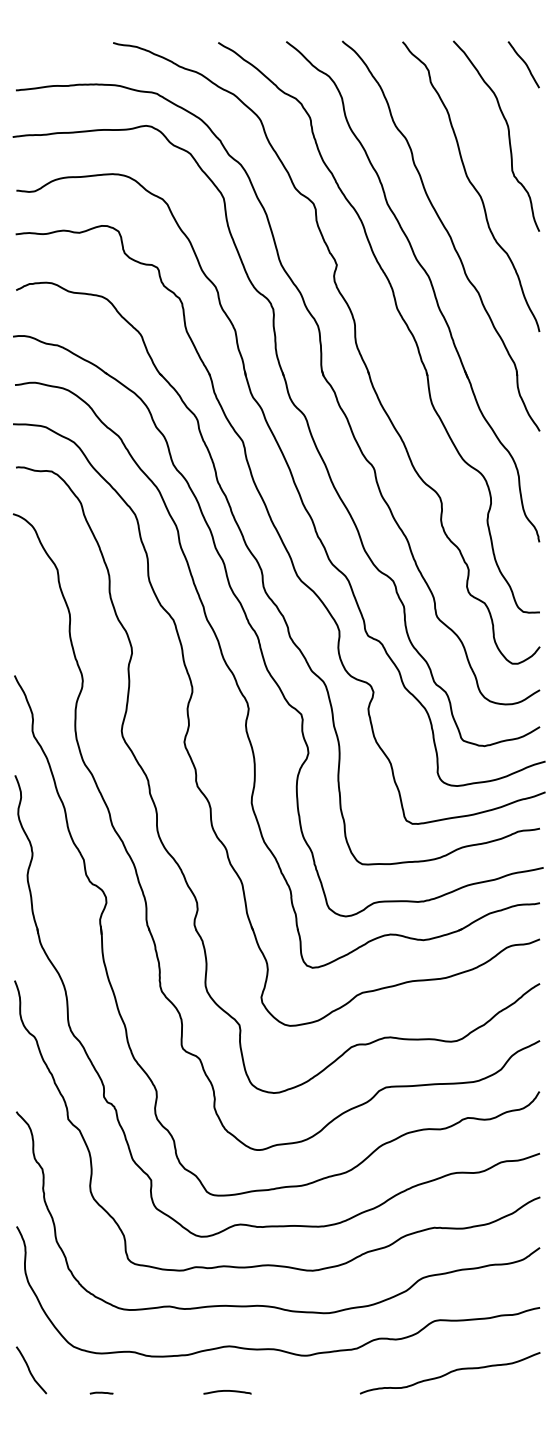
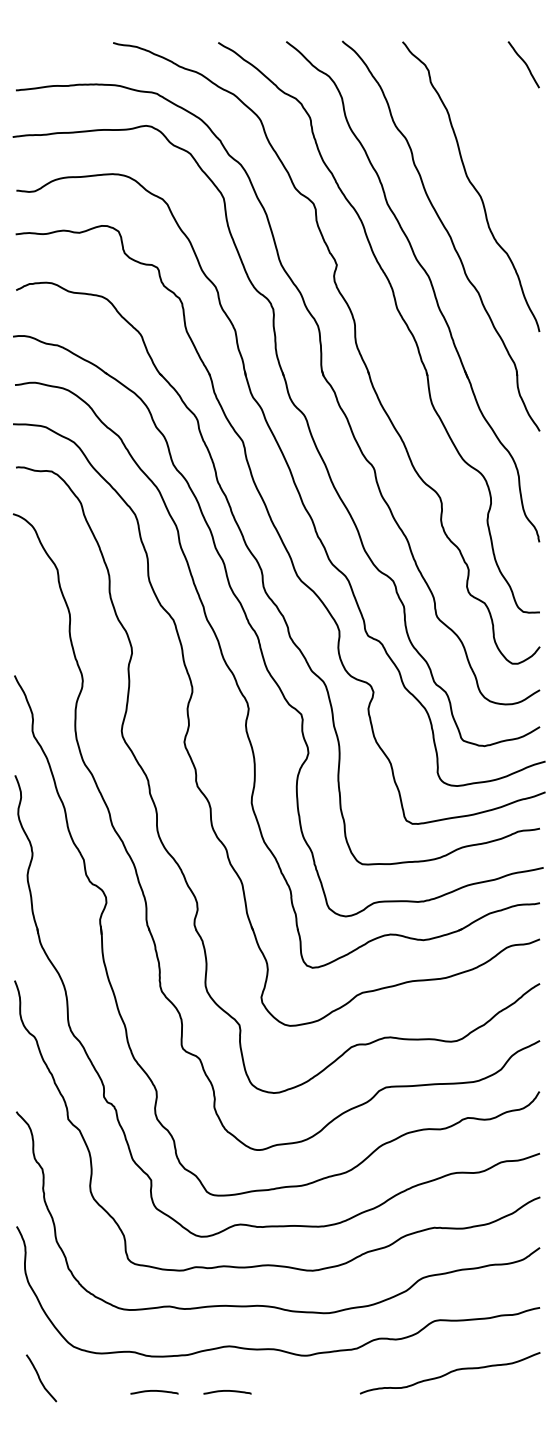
curve: present -> none (508, 135)
curve position: (30, 1370) -> (40, 1378) (40, 1378)
curve: none -> present (154, 1391)
line: present -> none (101, 1392)
